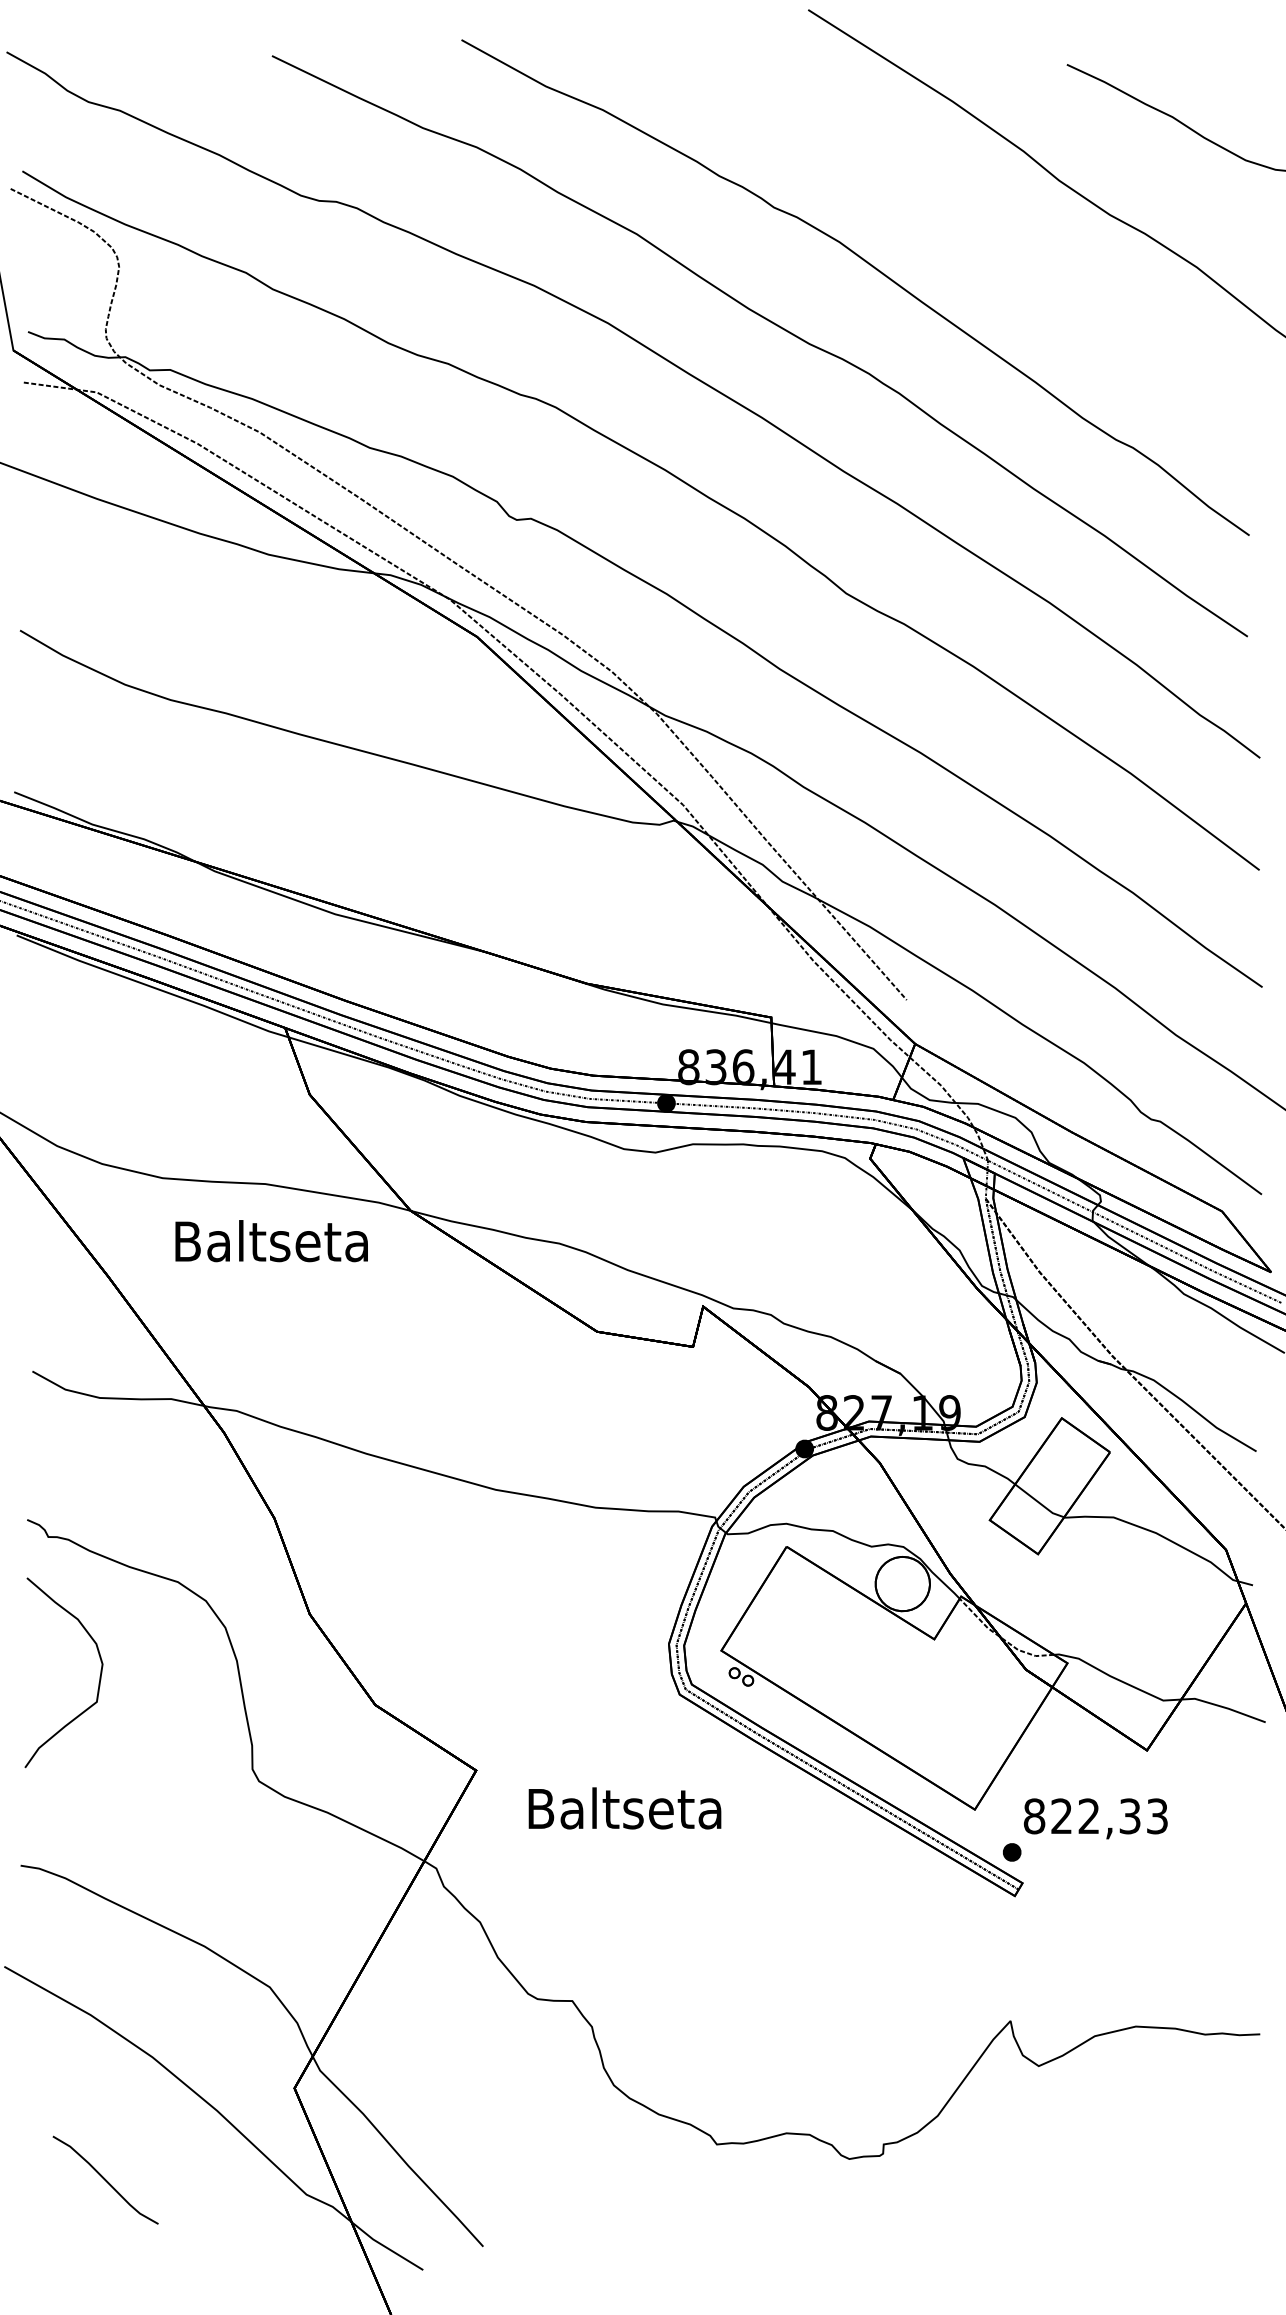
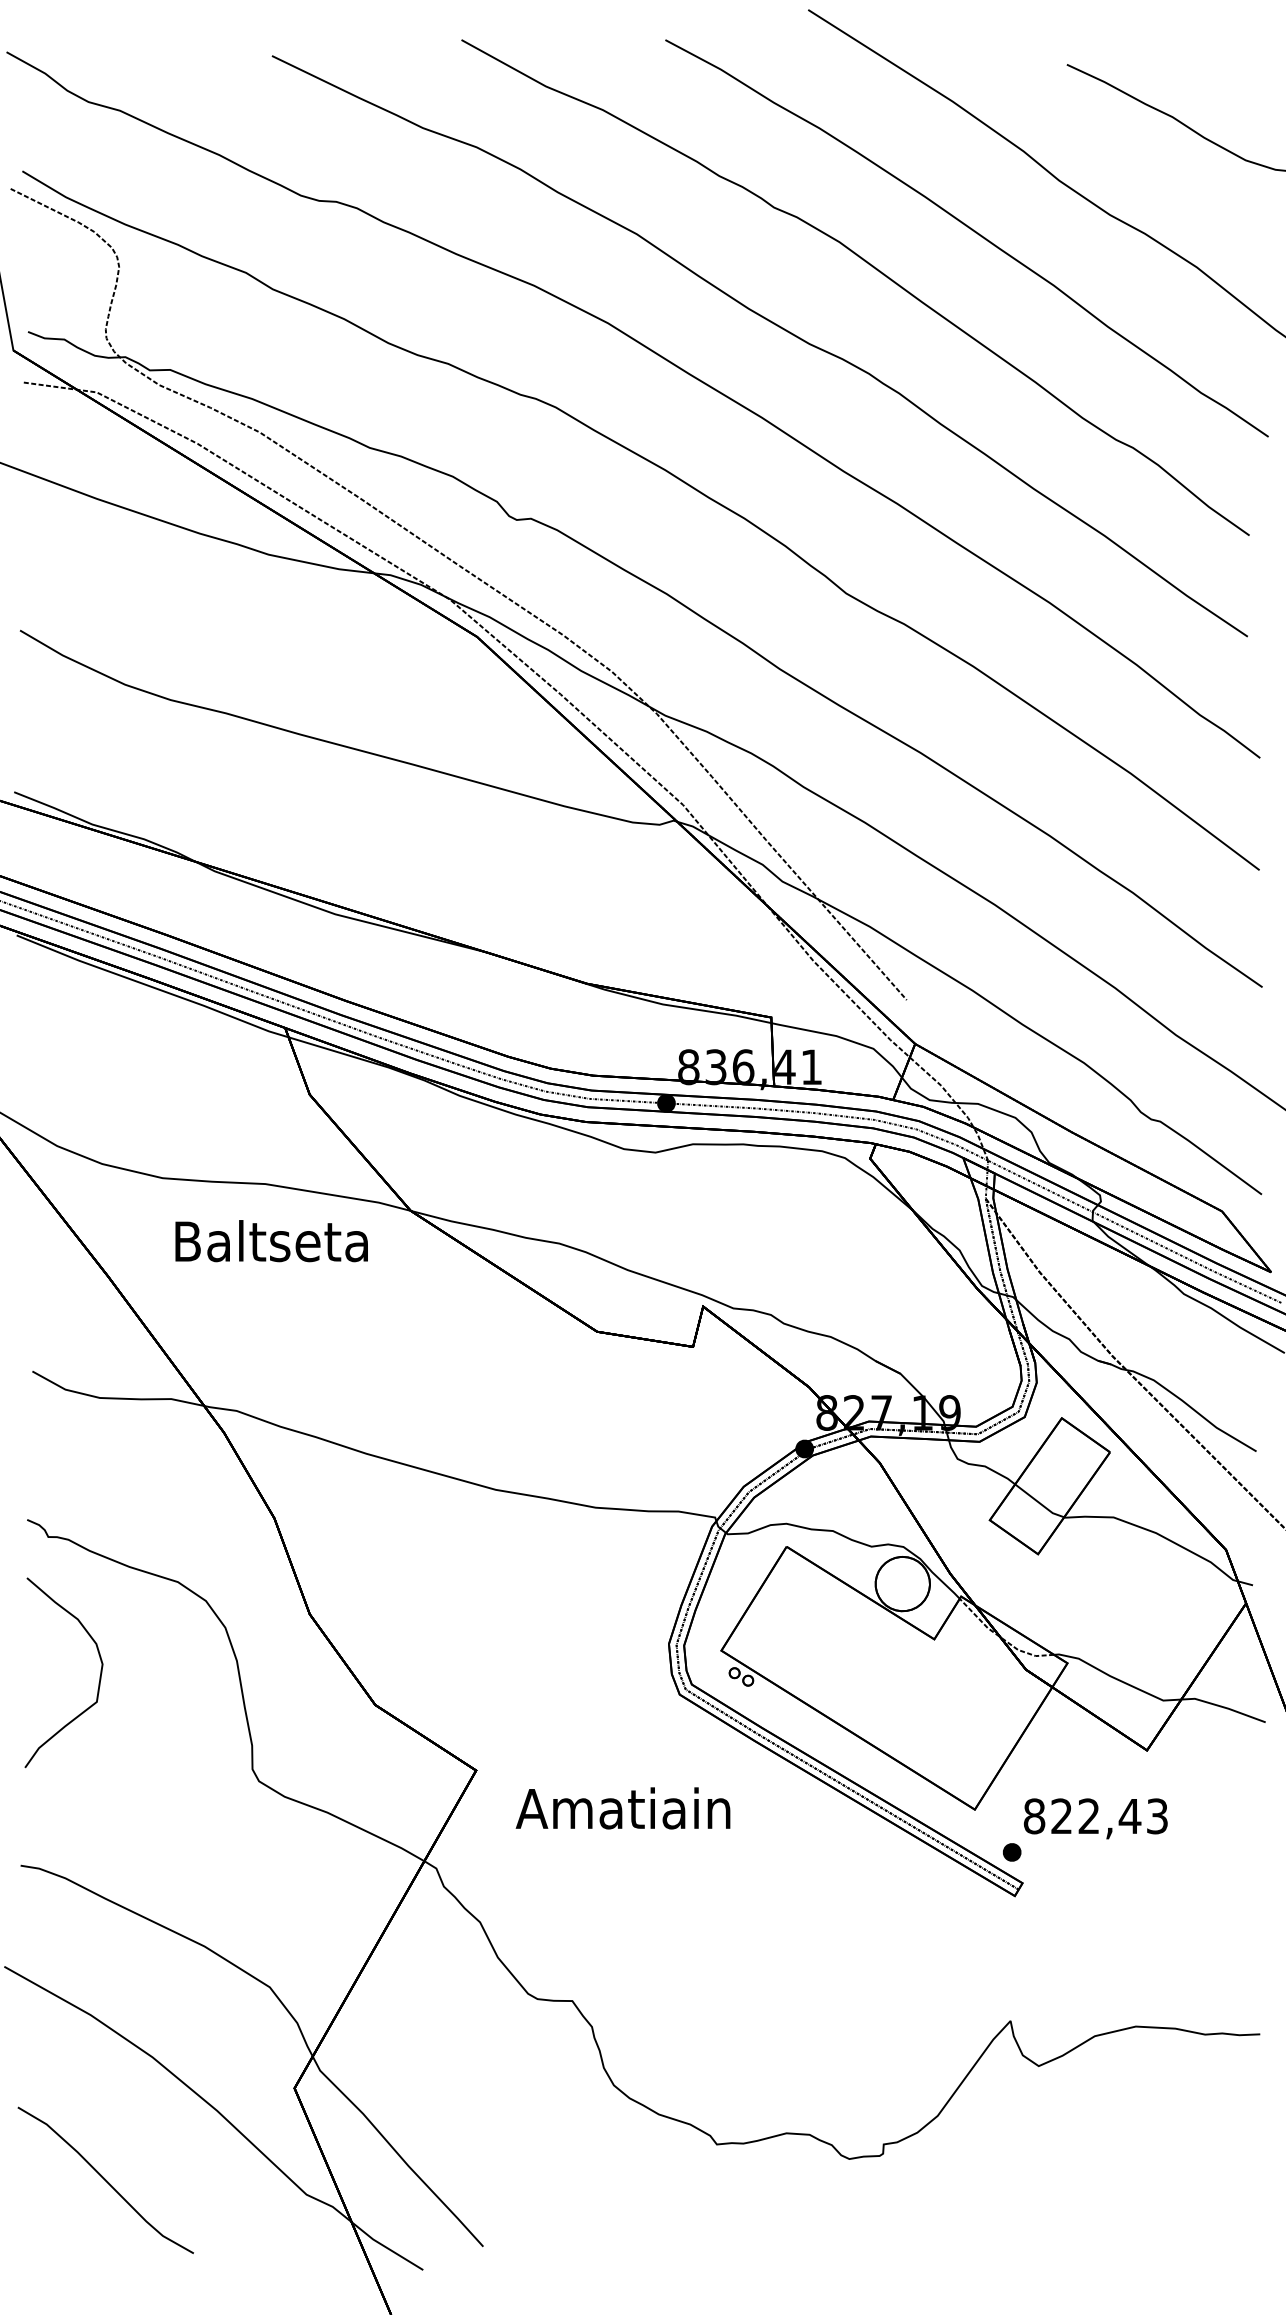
curve: none -> present (971, 230)
text: Baltseta -> Amatiain (622, 1808)
text: 822,33 -> 822,43 (1129, 1816)
part size: 107x90 px -> 177x148 px (105, 2179)
